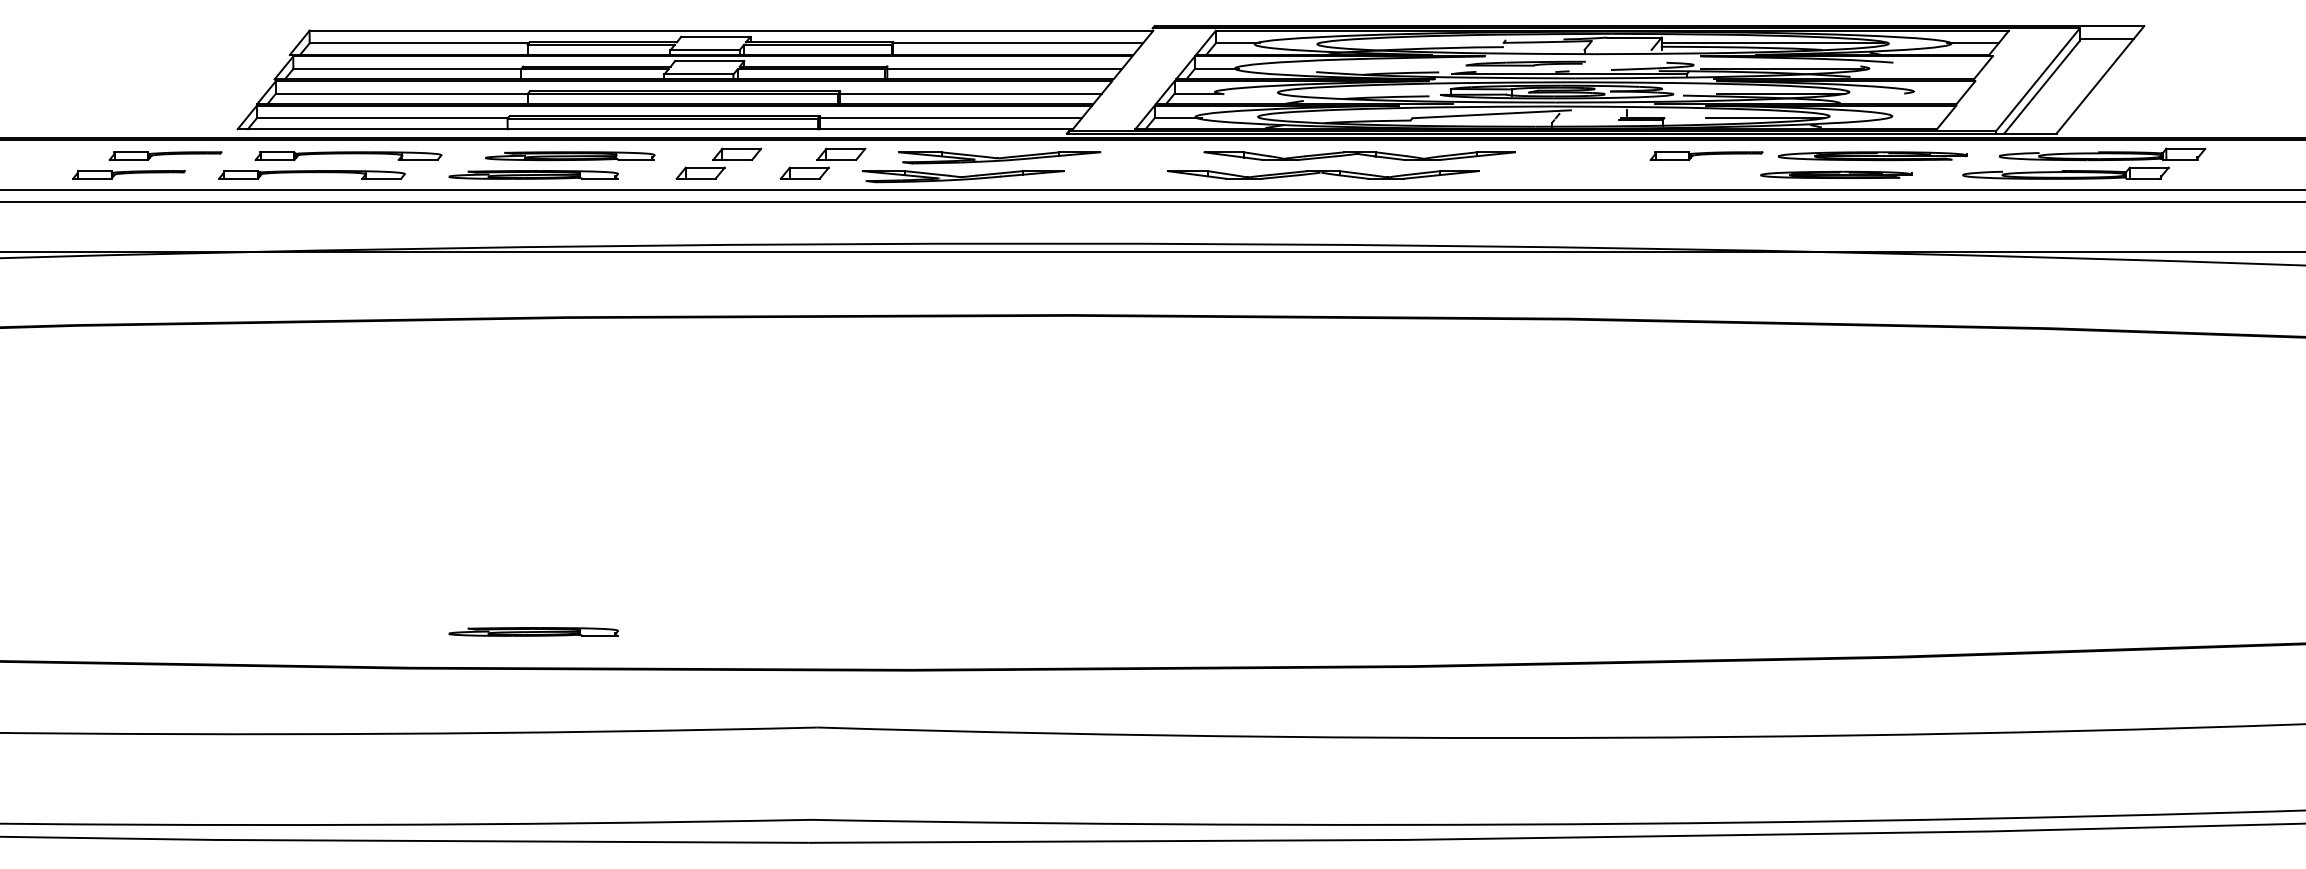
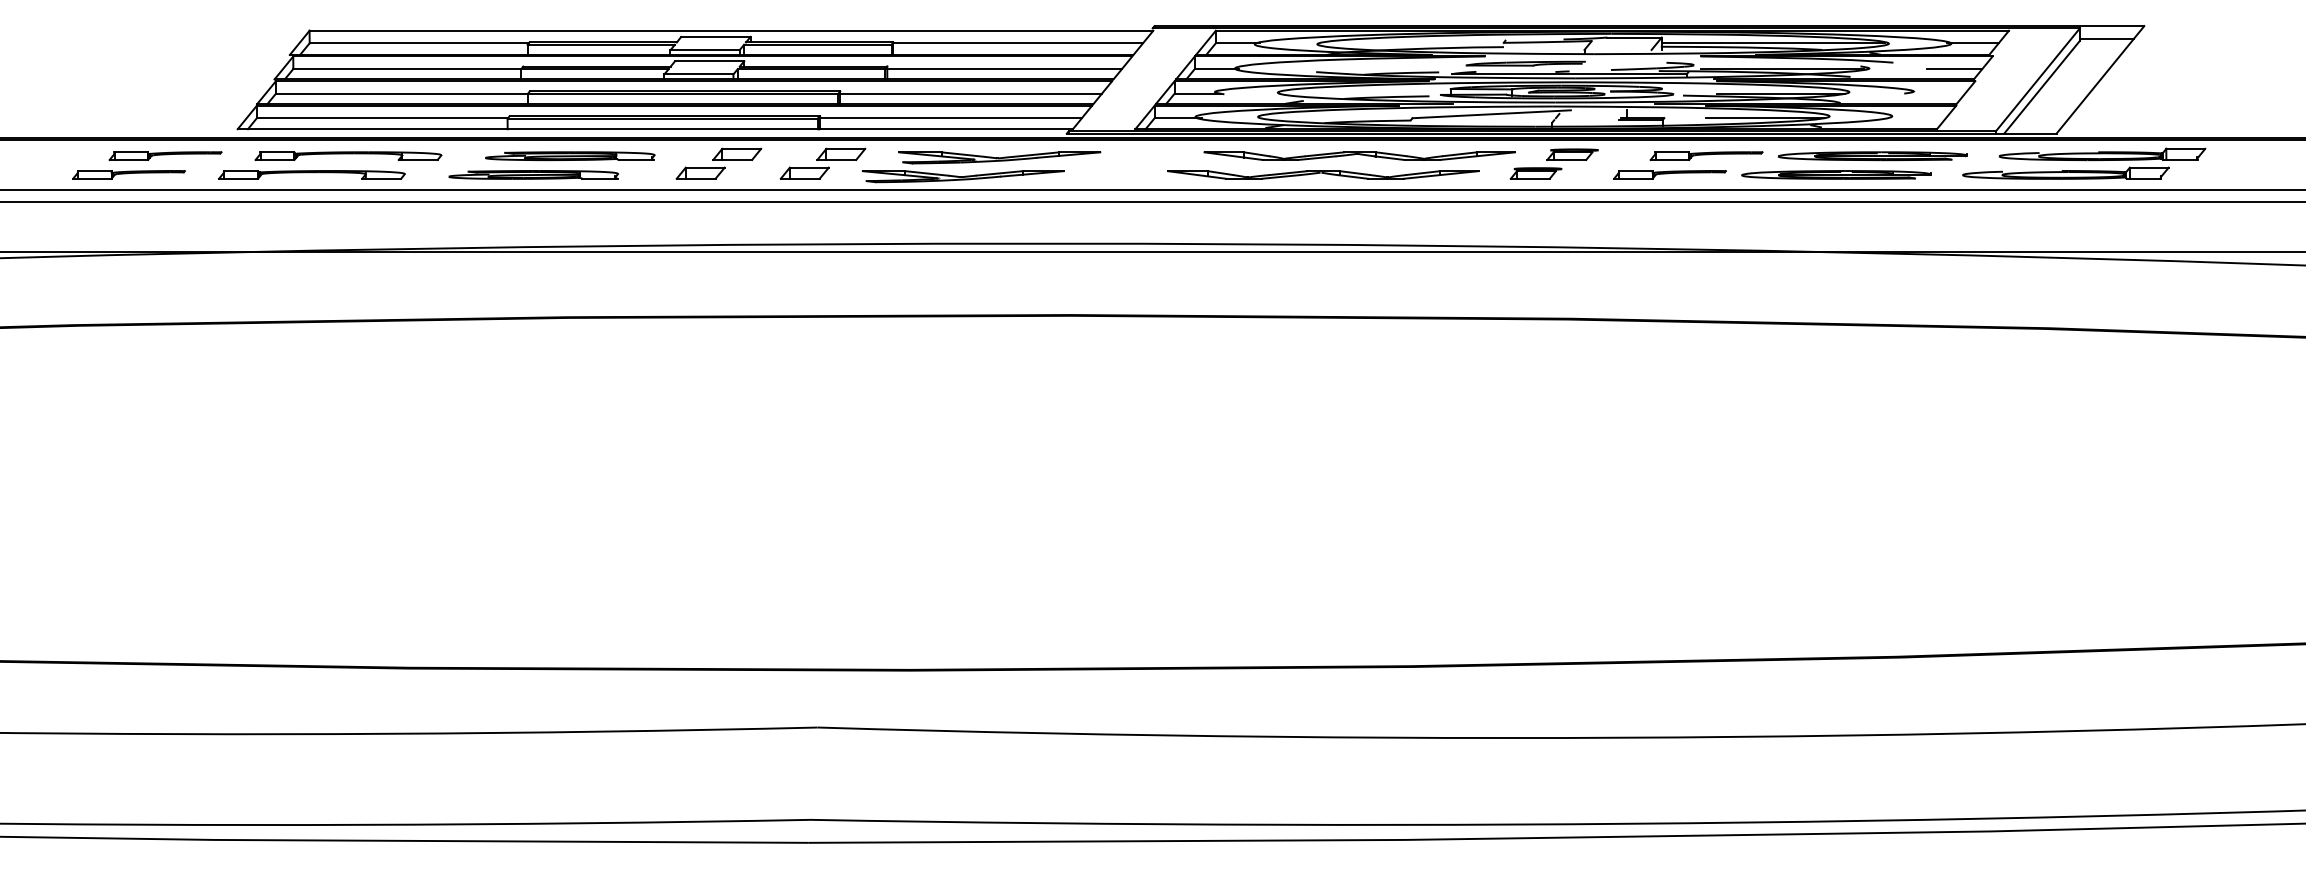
line: none -> present (1954, 68)
part: none -> present (1553, 163)
part: none -> present (1669, 174)
part size: 153x9 px -> 191x10 px (1836, 174)
part: present -> none (533, 631)
